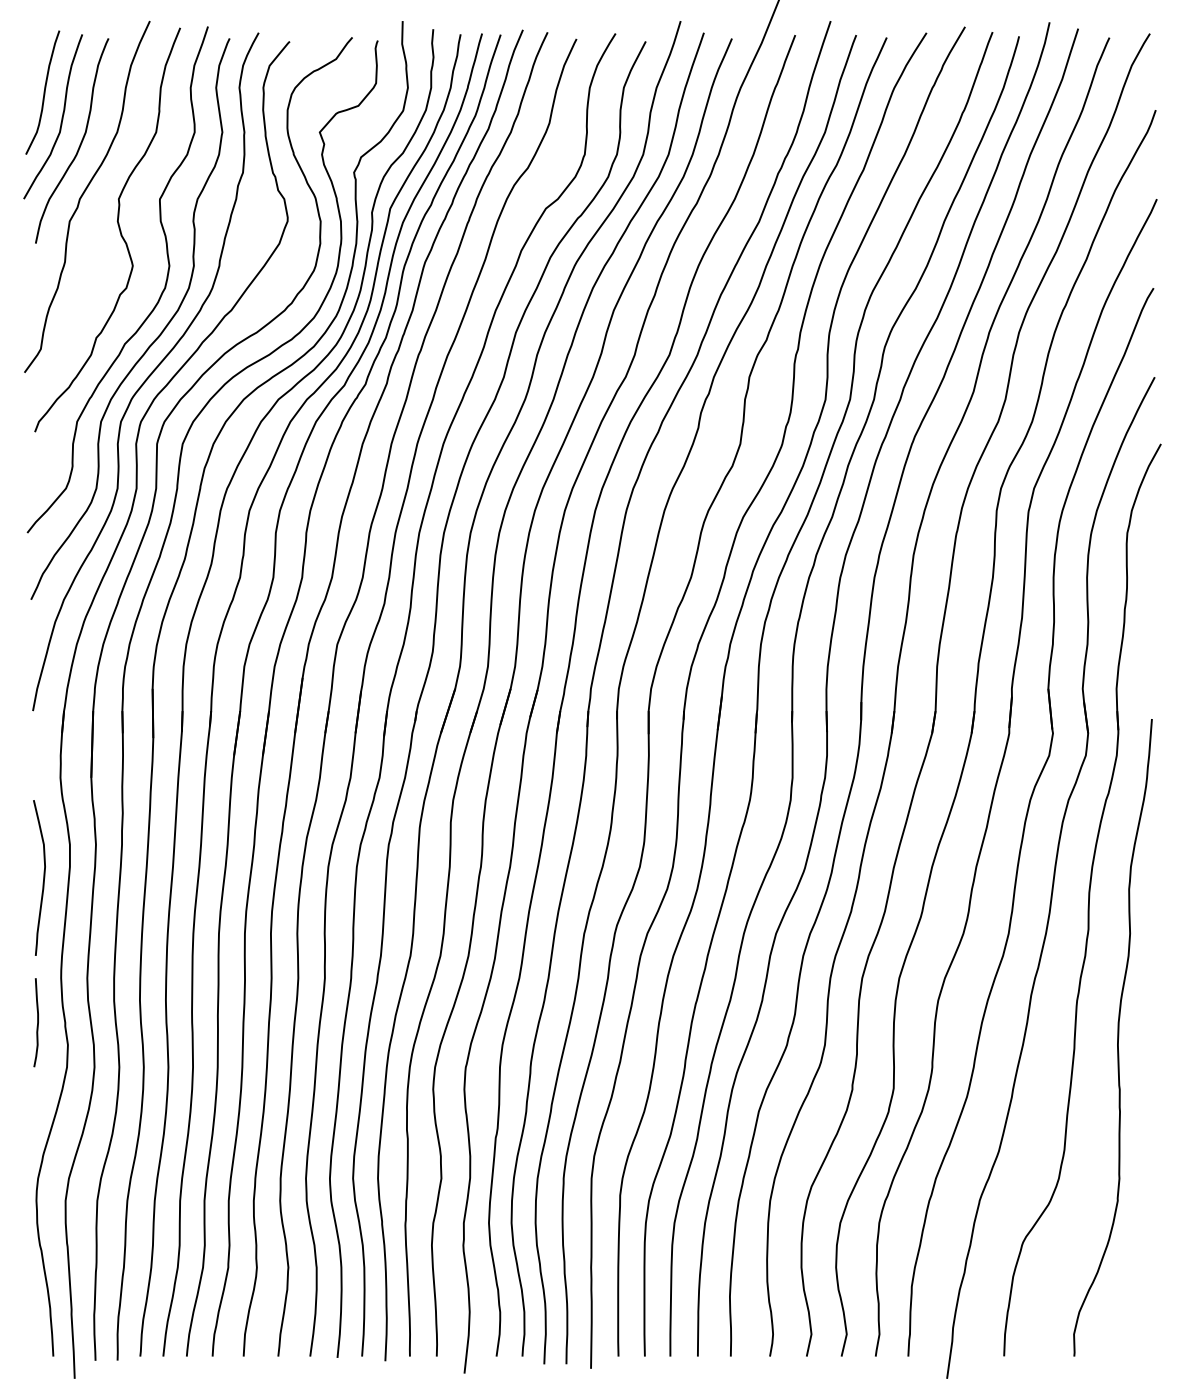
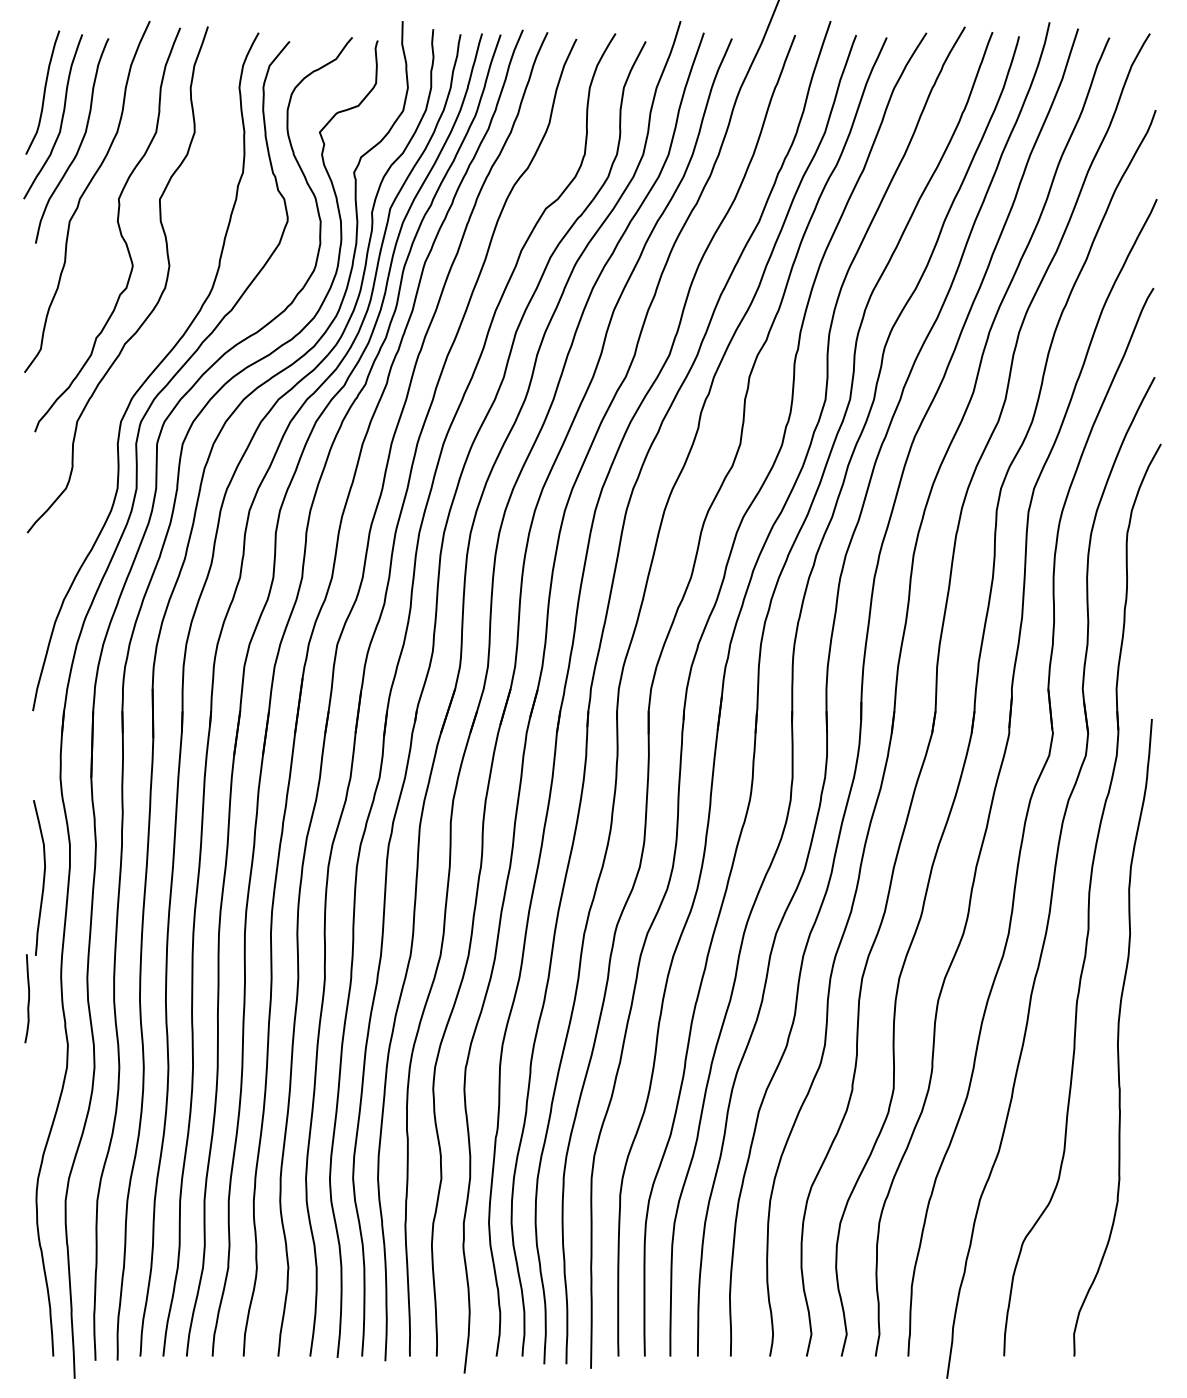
curve: present -> none (155, 338)
curve position: (37, 1022) -> (28, 998) (28, 998)
